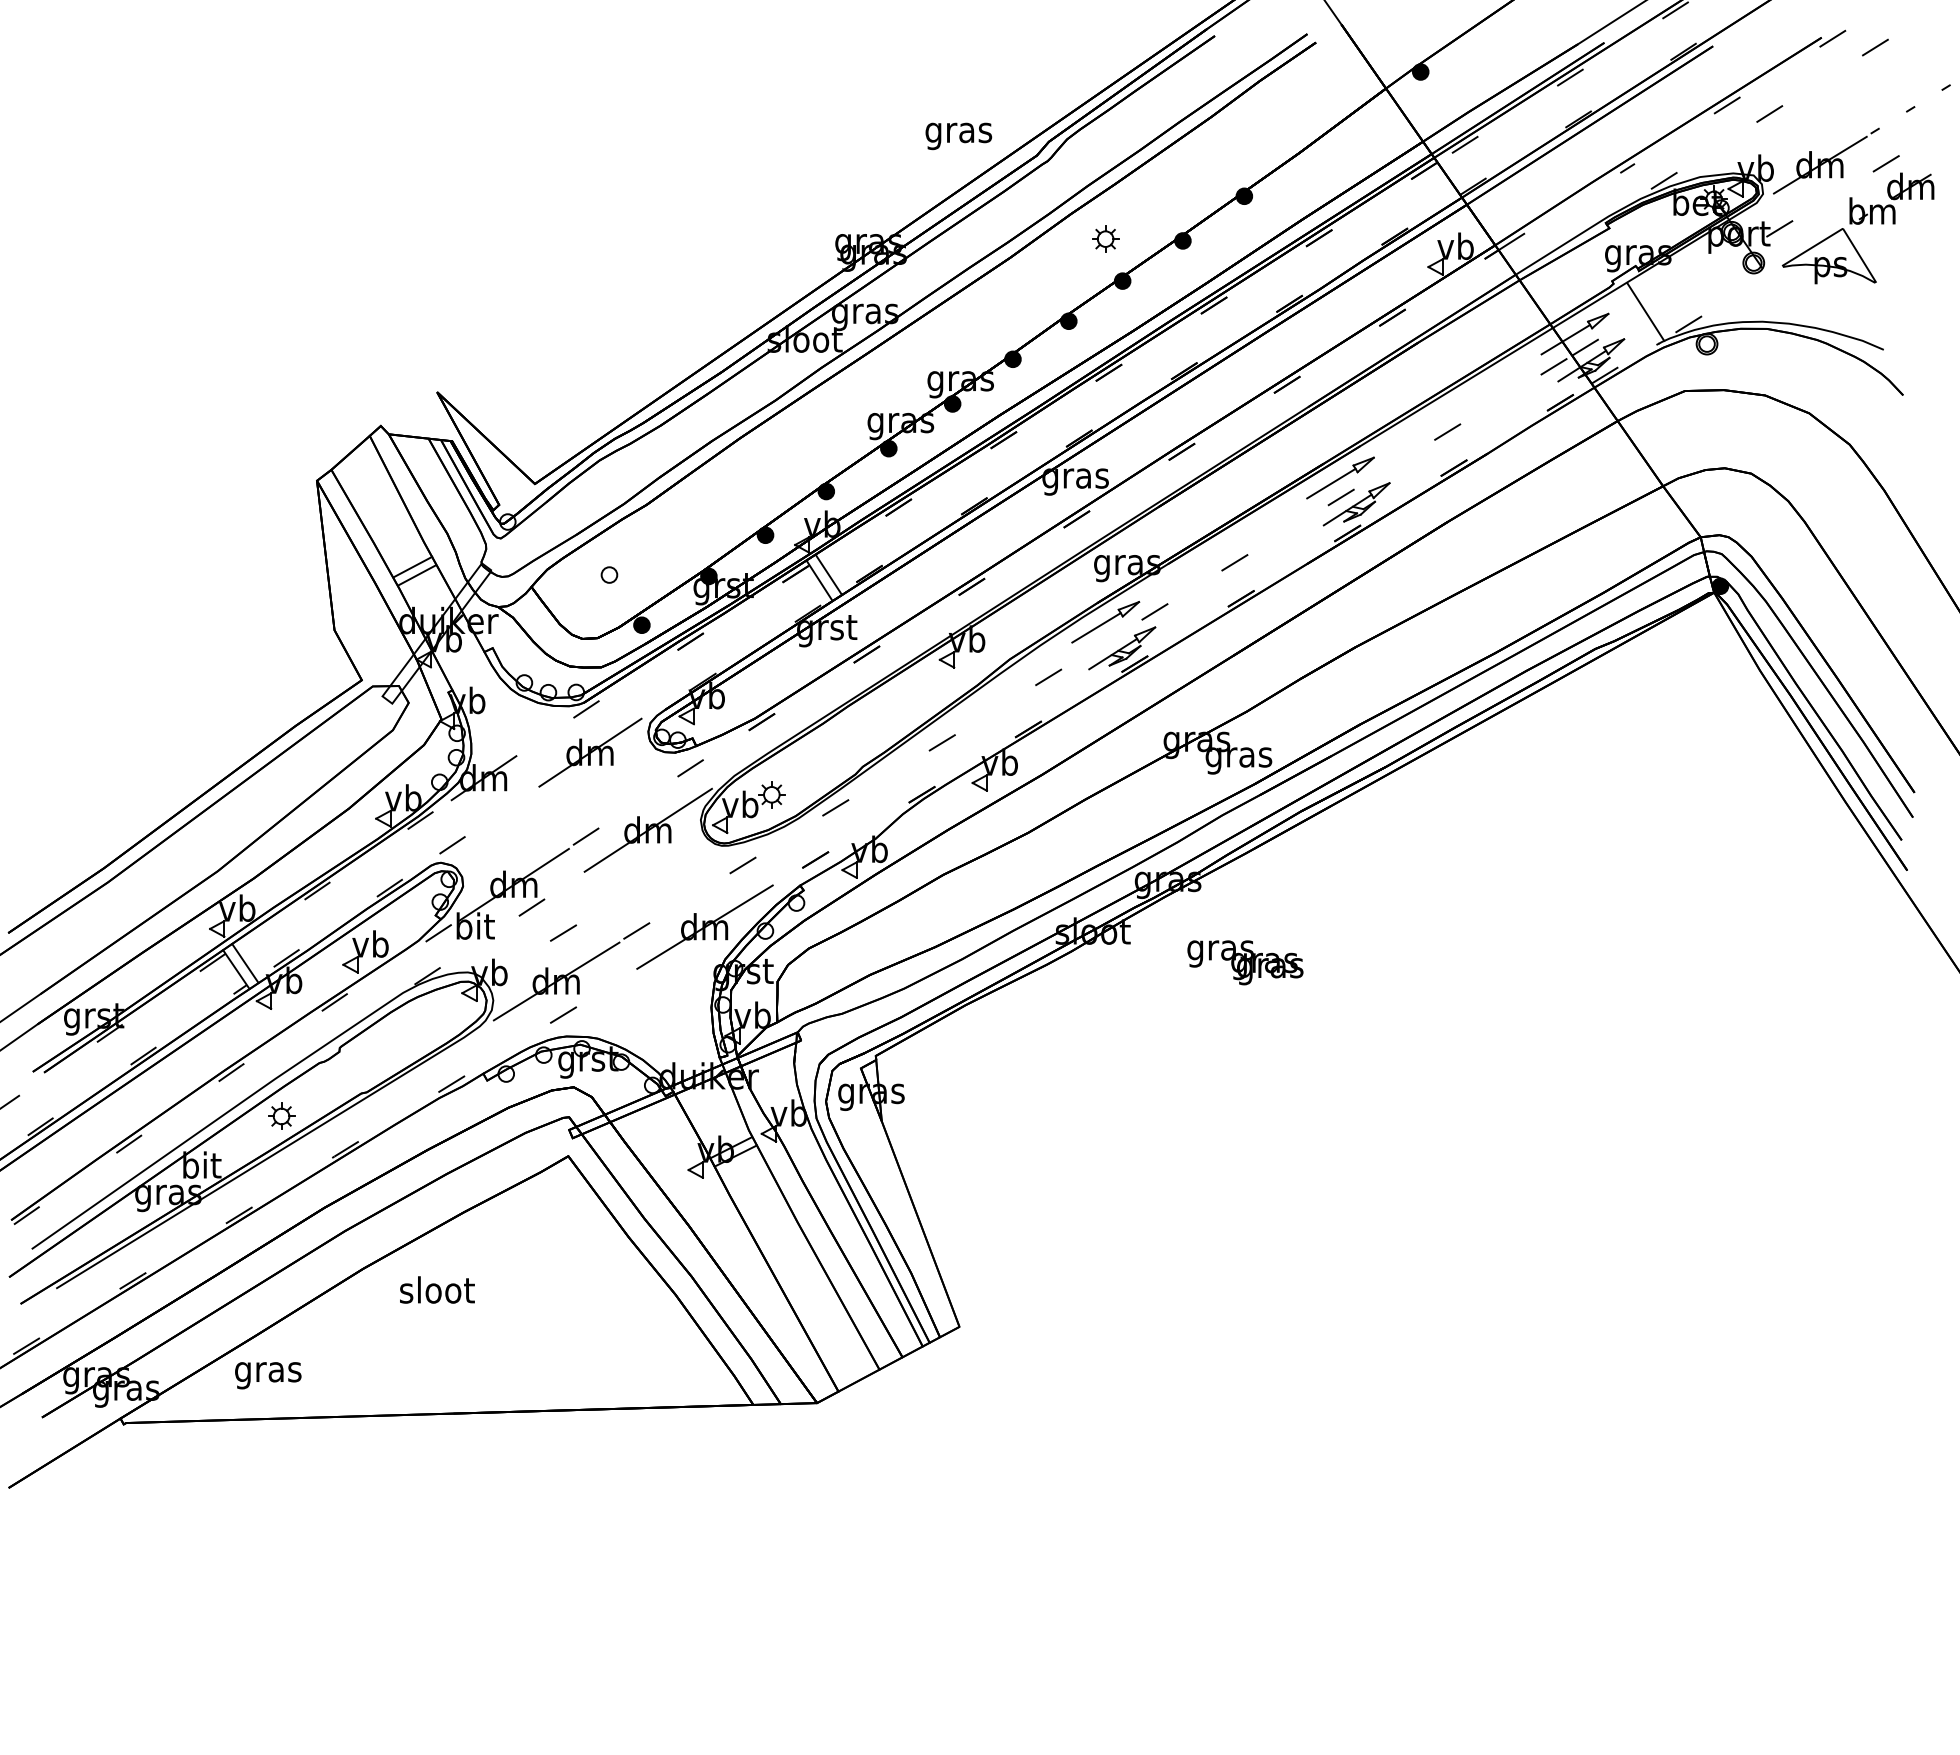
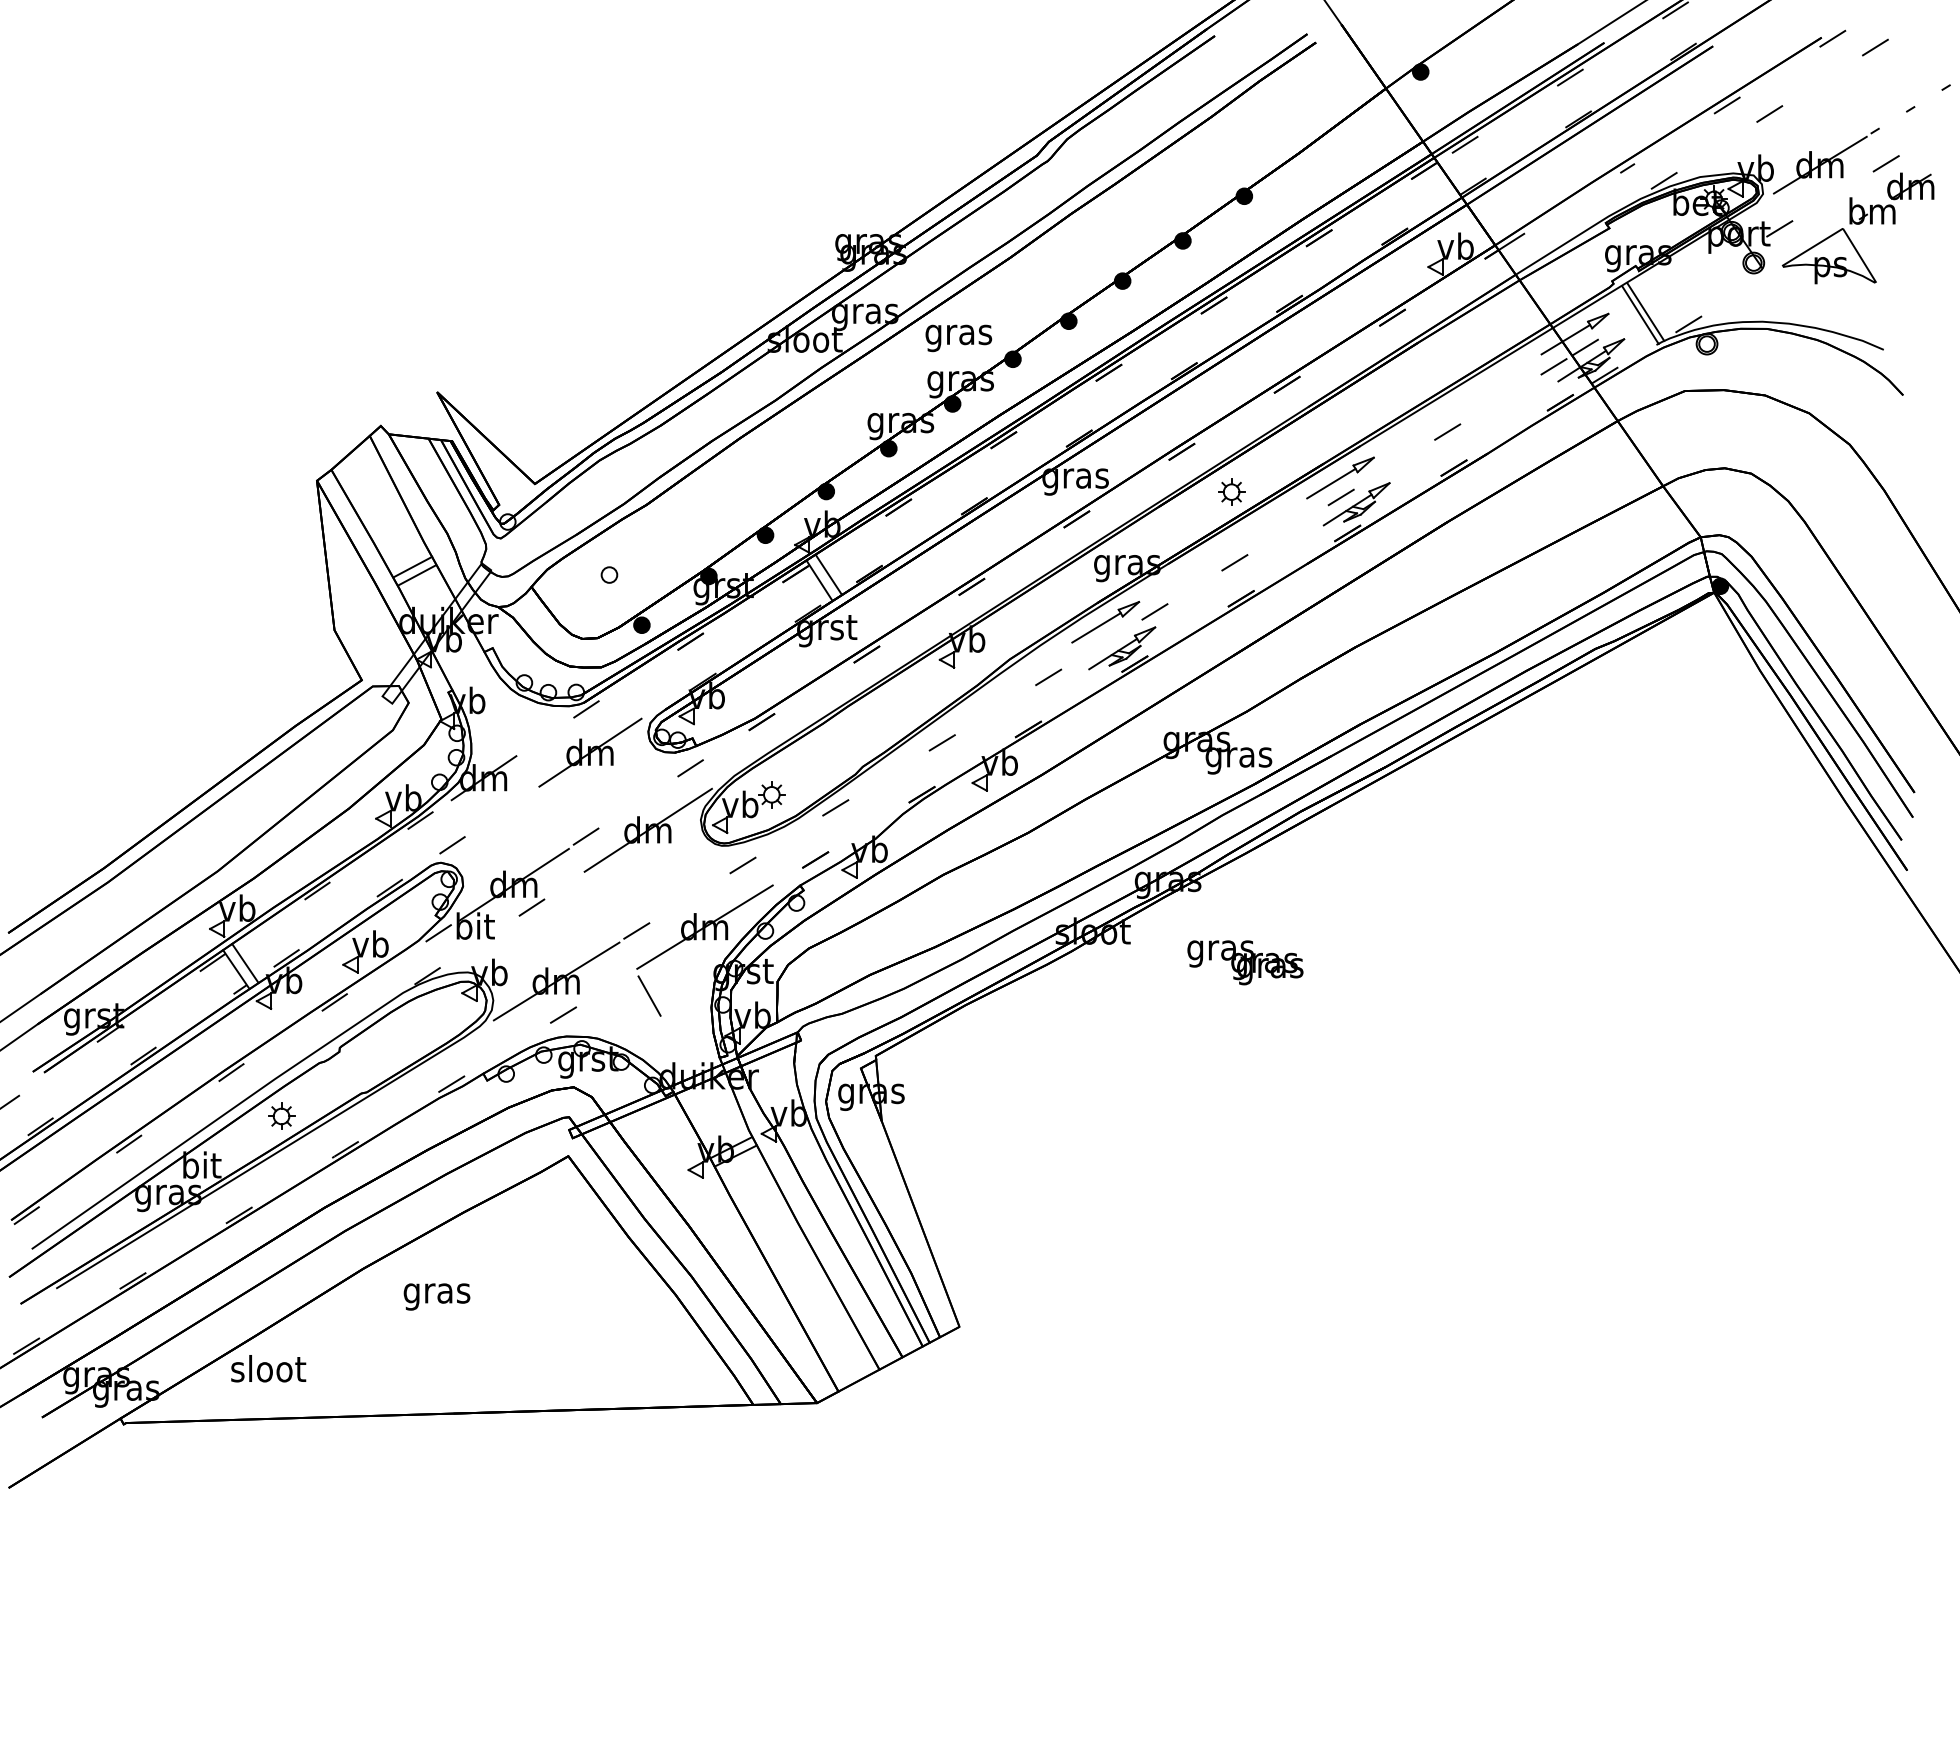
text position: (958, 136) -> (958, 338) (958, 338)
part position: (1105, 238) -> (1231, 491) (1231, 491)
line: none -> present (1640, 314)
line: present -> none (563, 932)
line: none -> present (649, 995)
text: sloot -> gras (437, 1293)
text: gras -> sloot (268, 1372)
